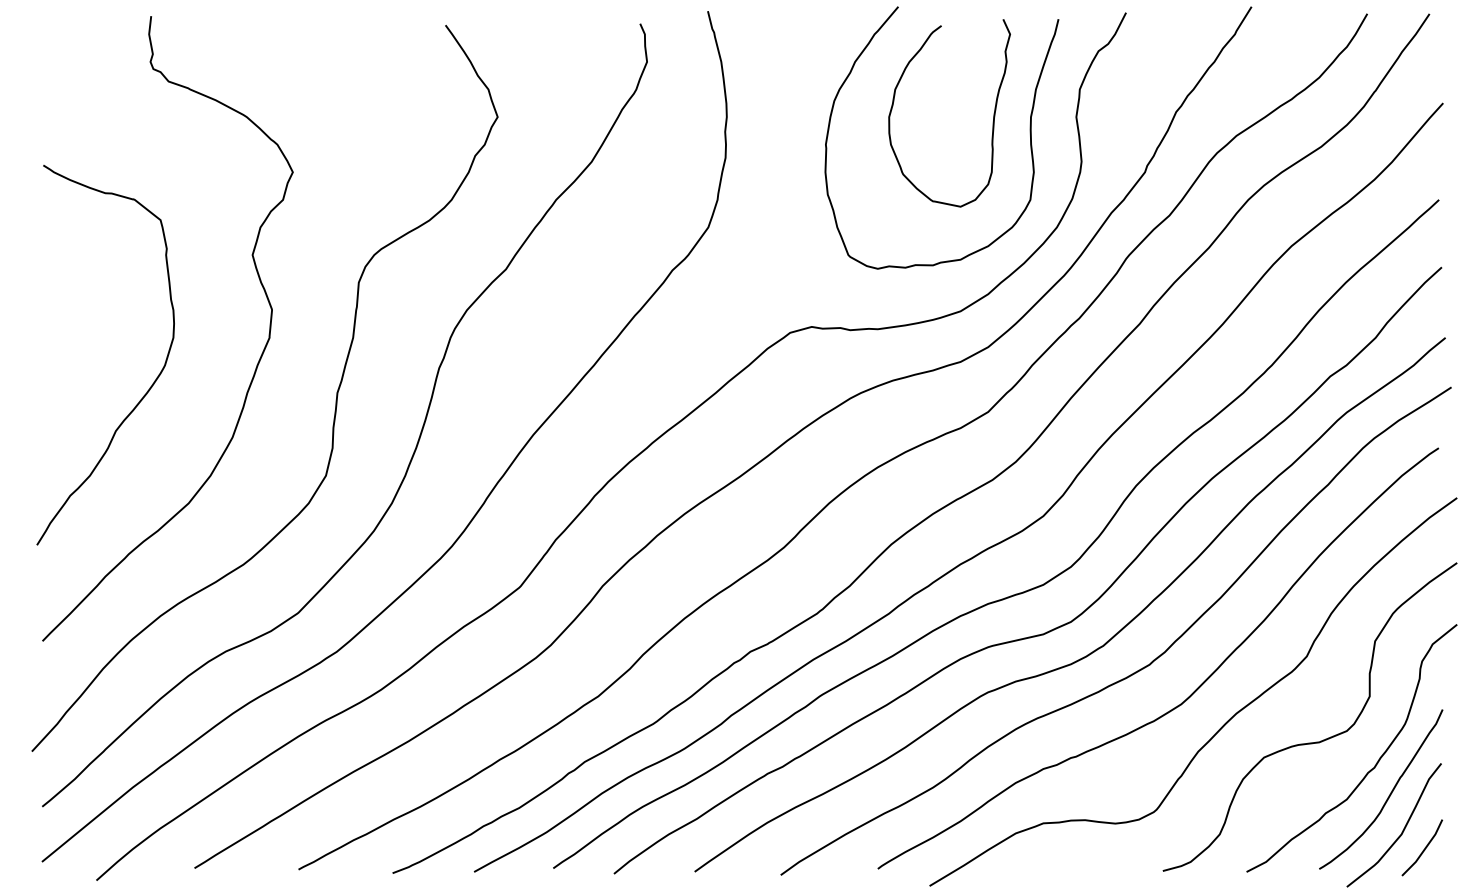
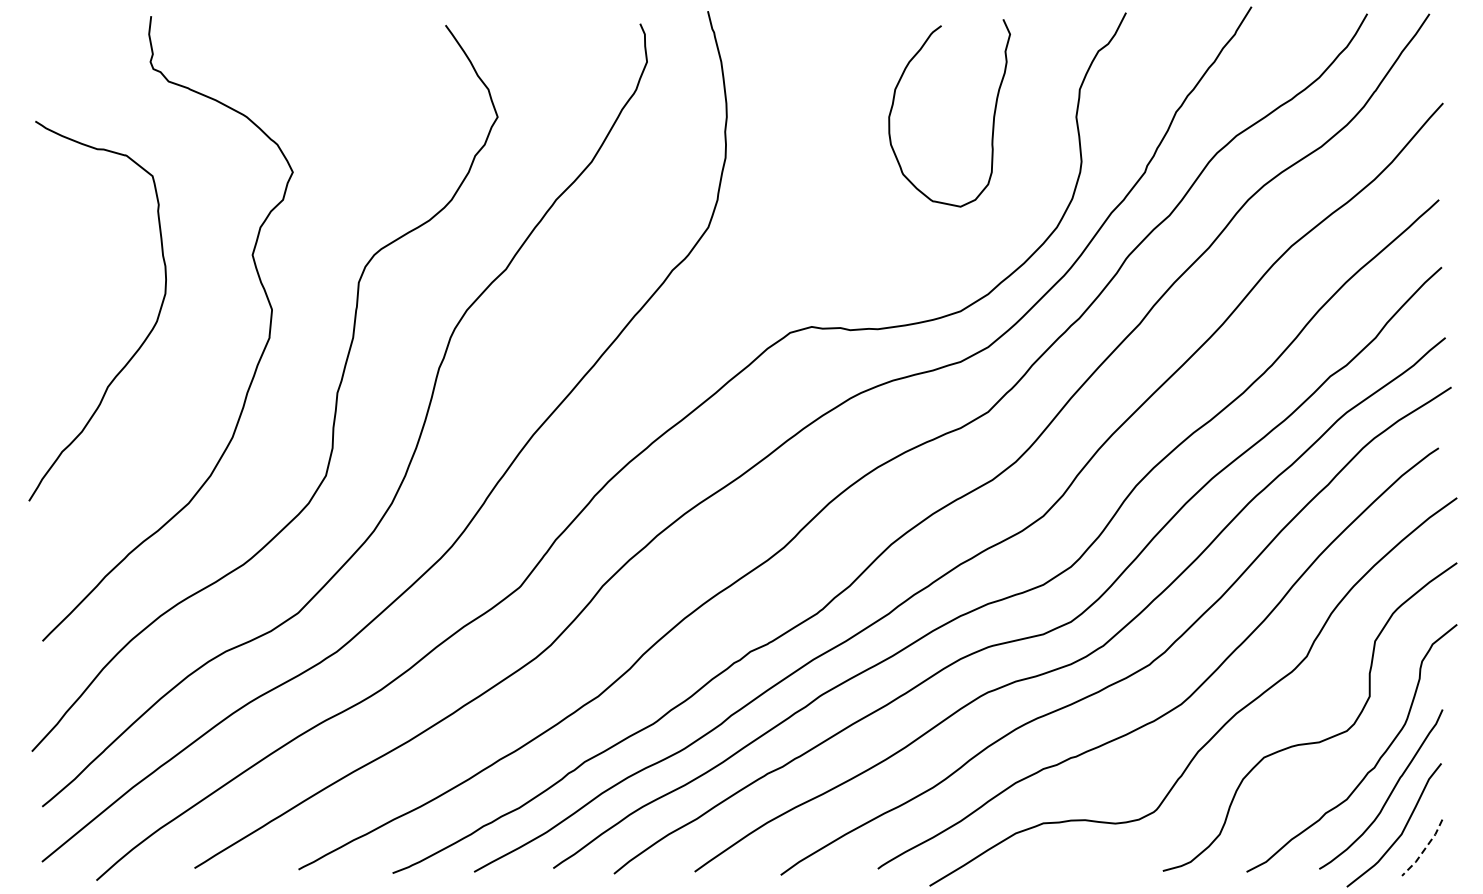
curve: present -> none (1029, 133)
curve position: (149, 387) -> (141, 343) (141, 343)
line: solid -> dashed (1424, 849)
